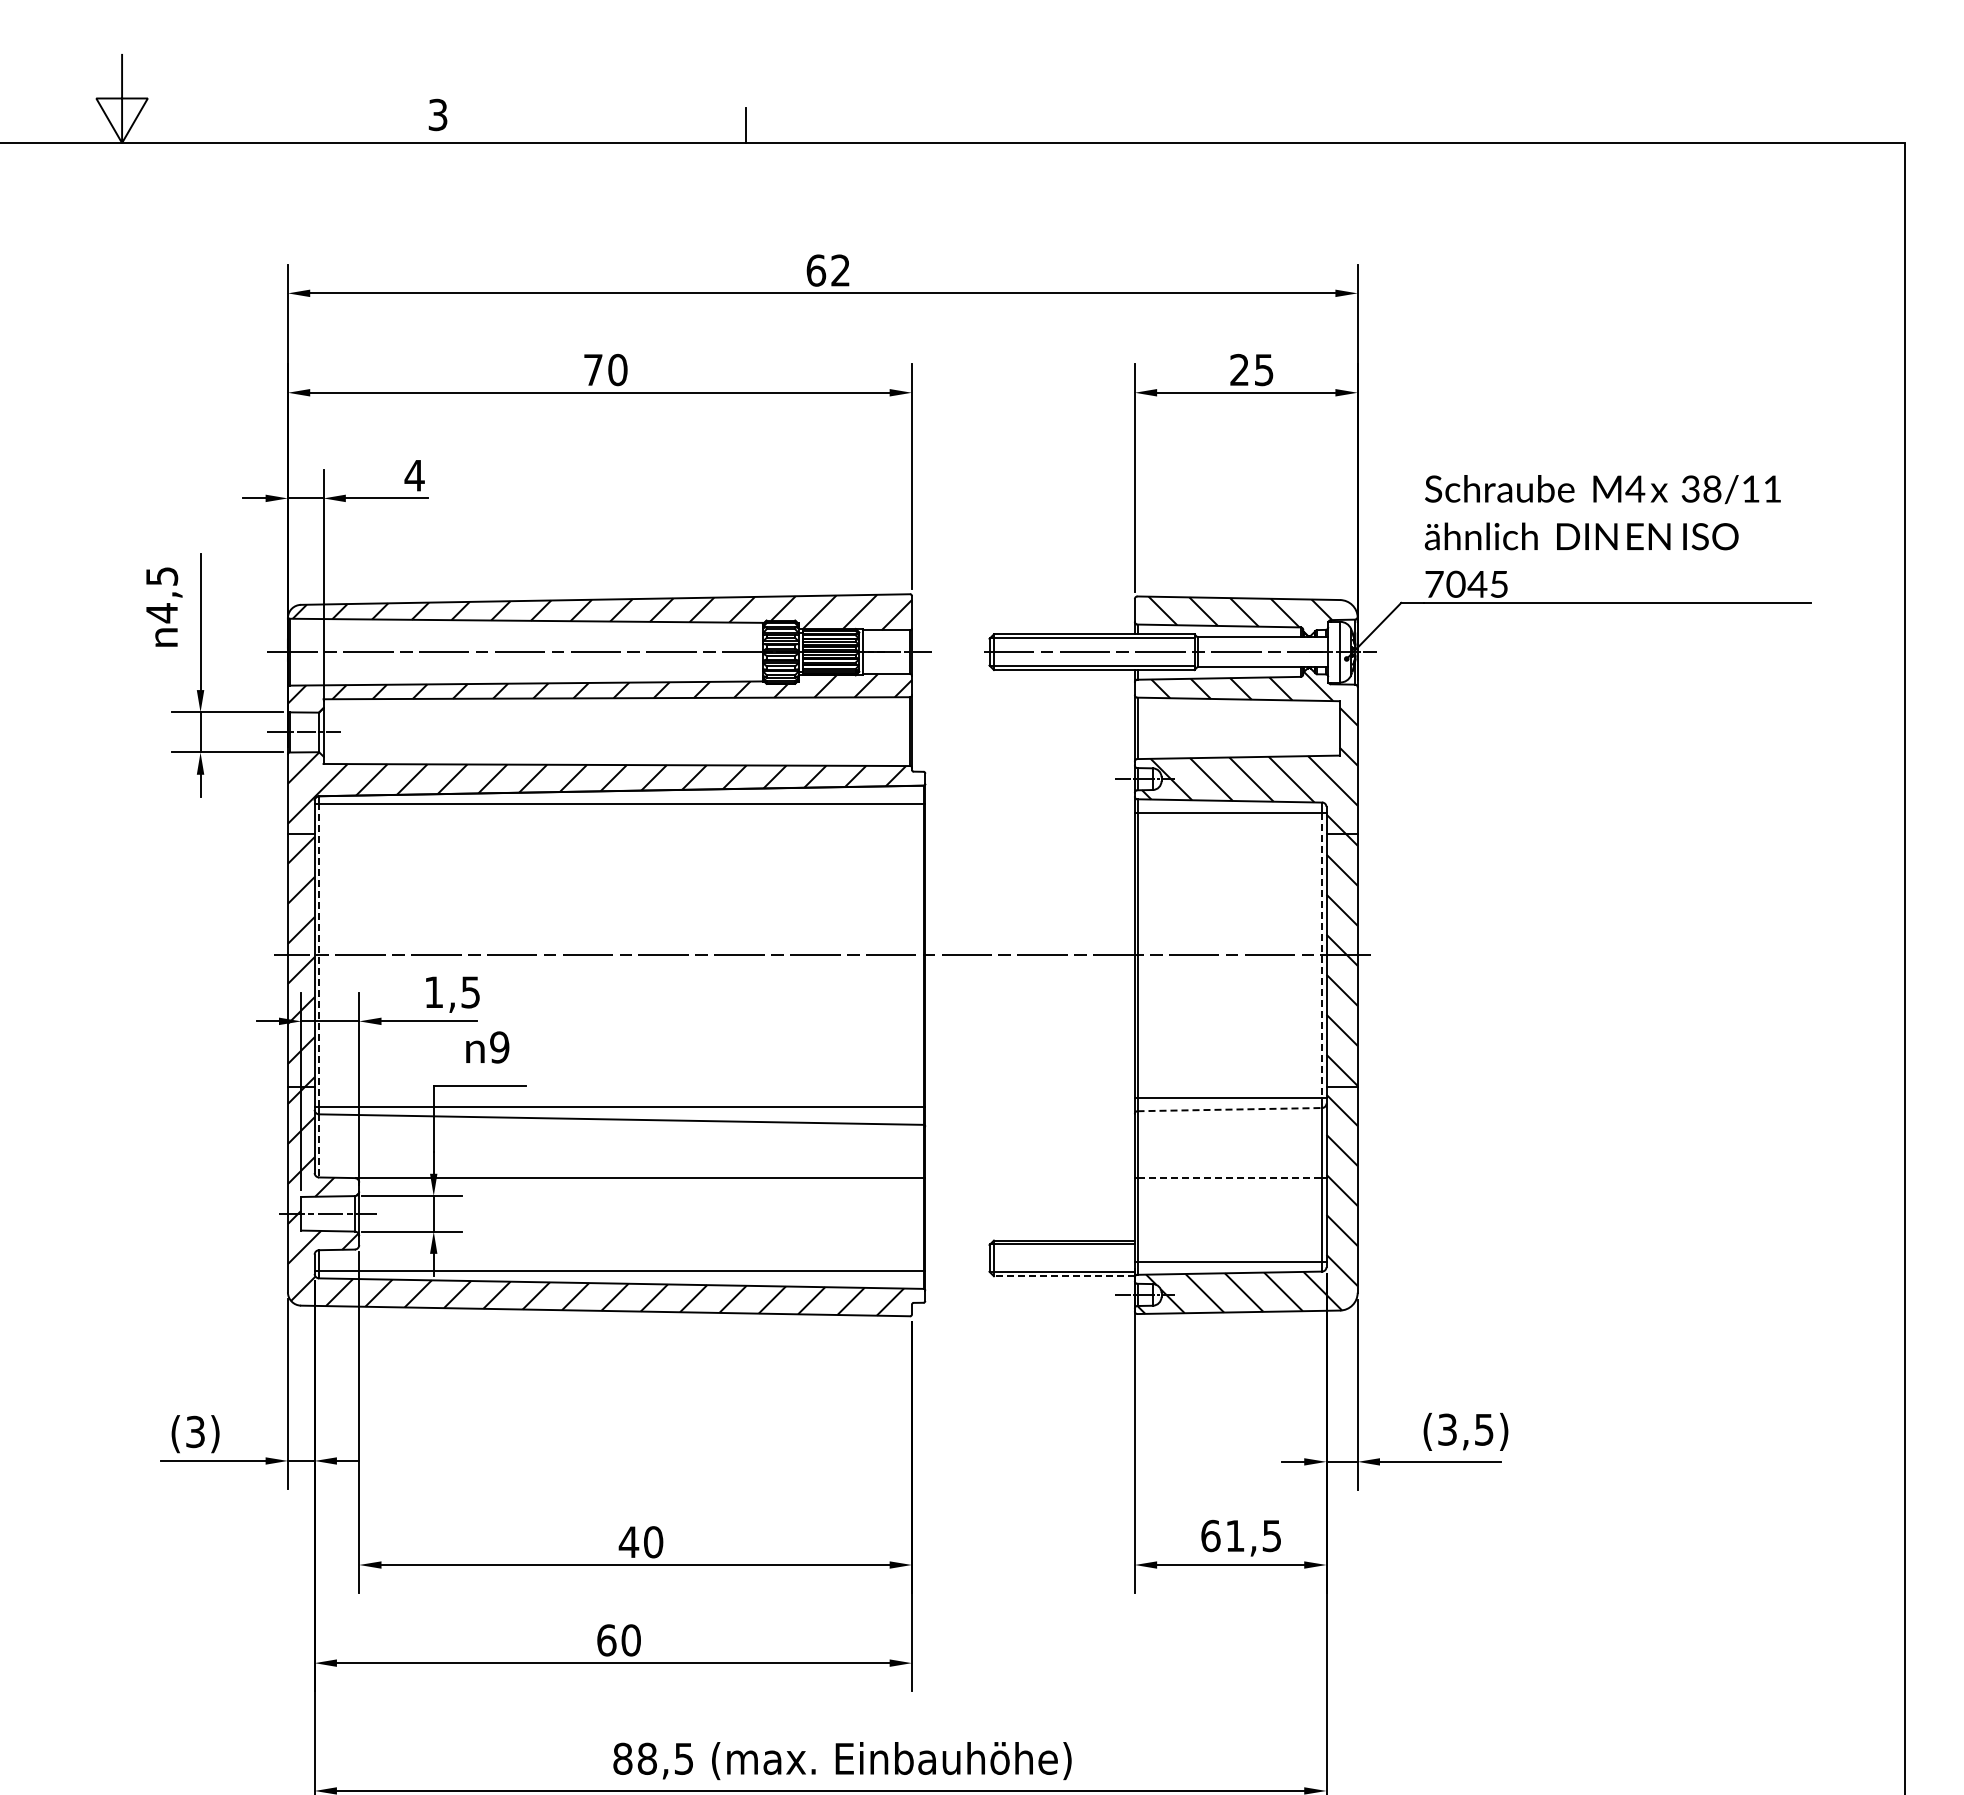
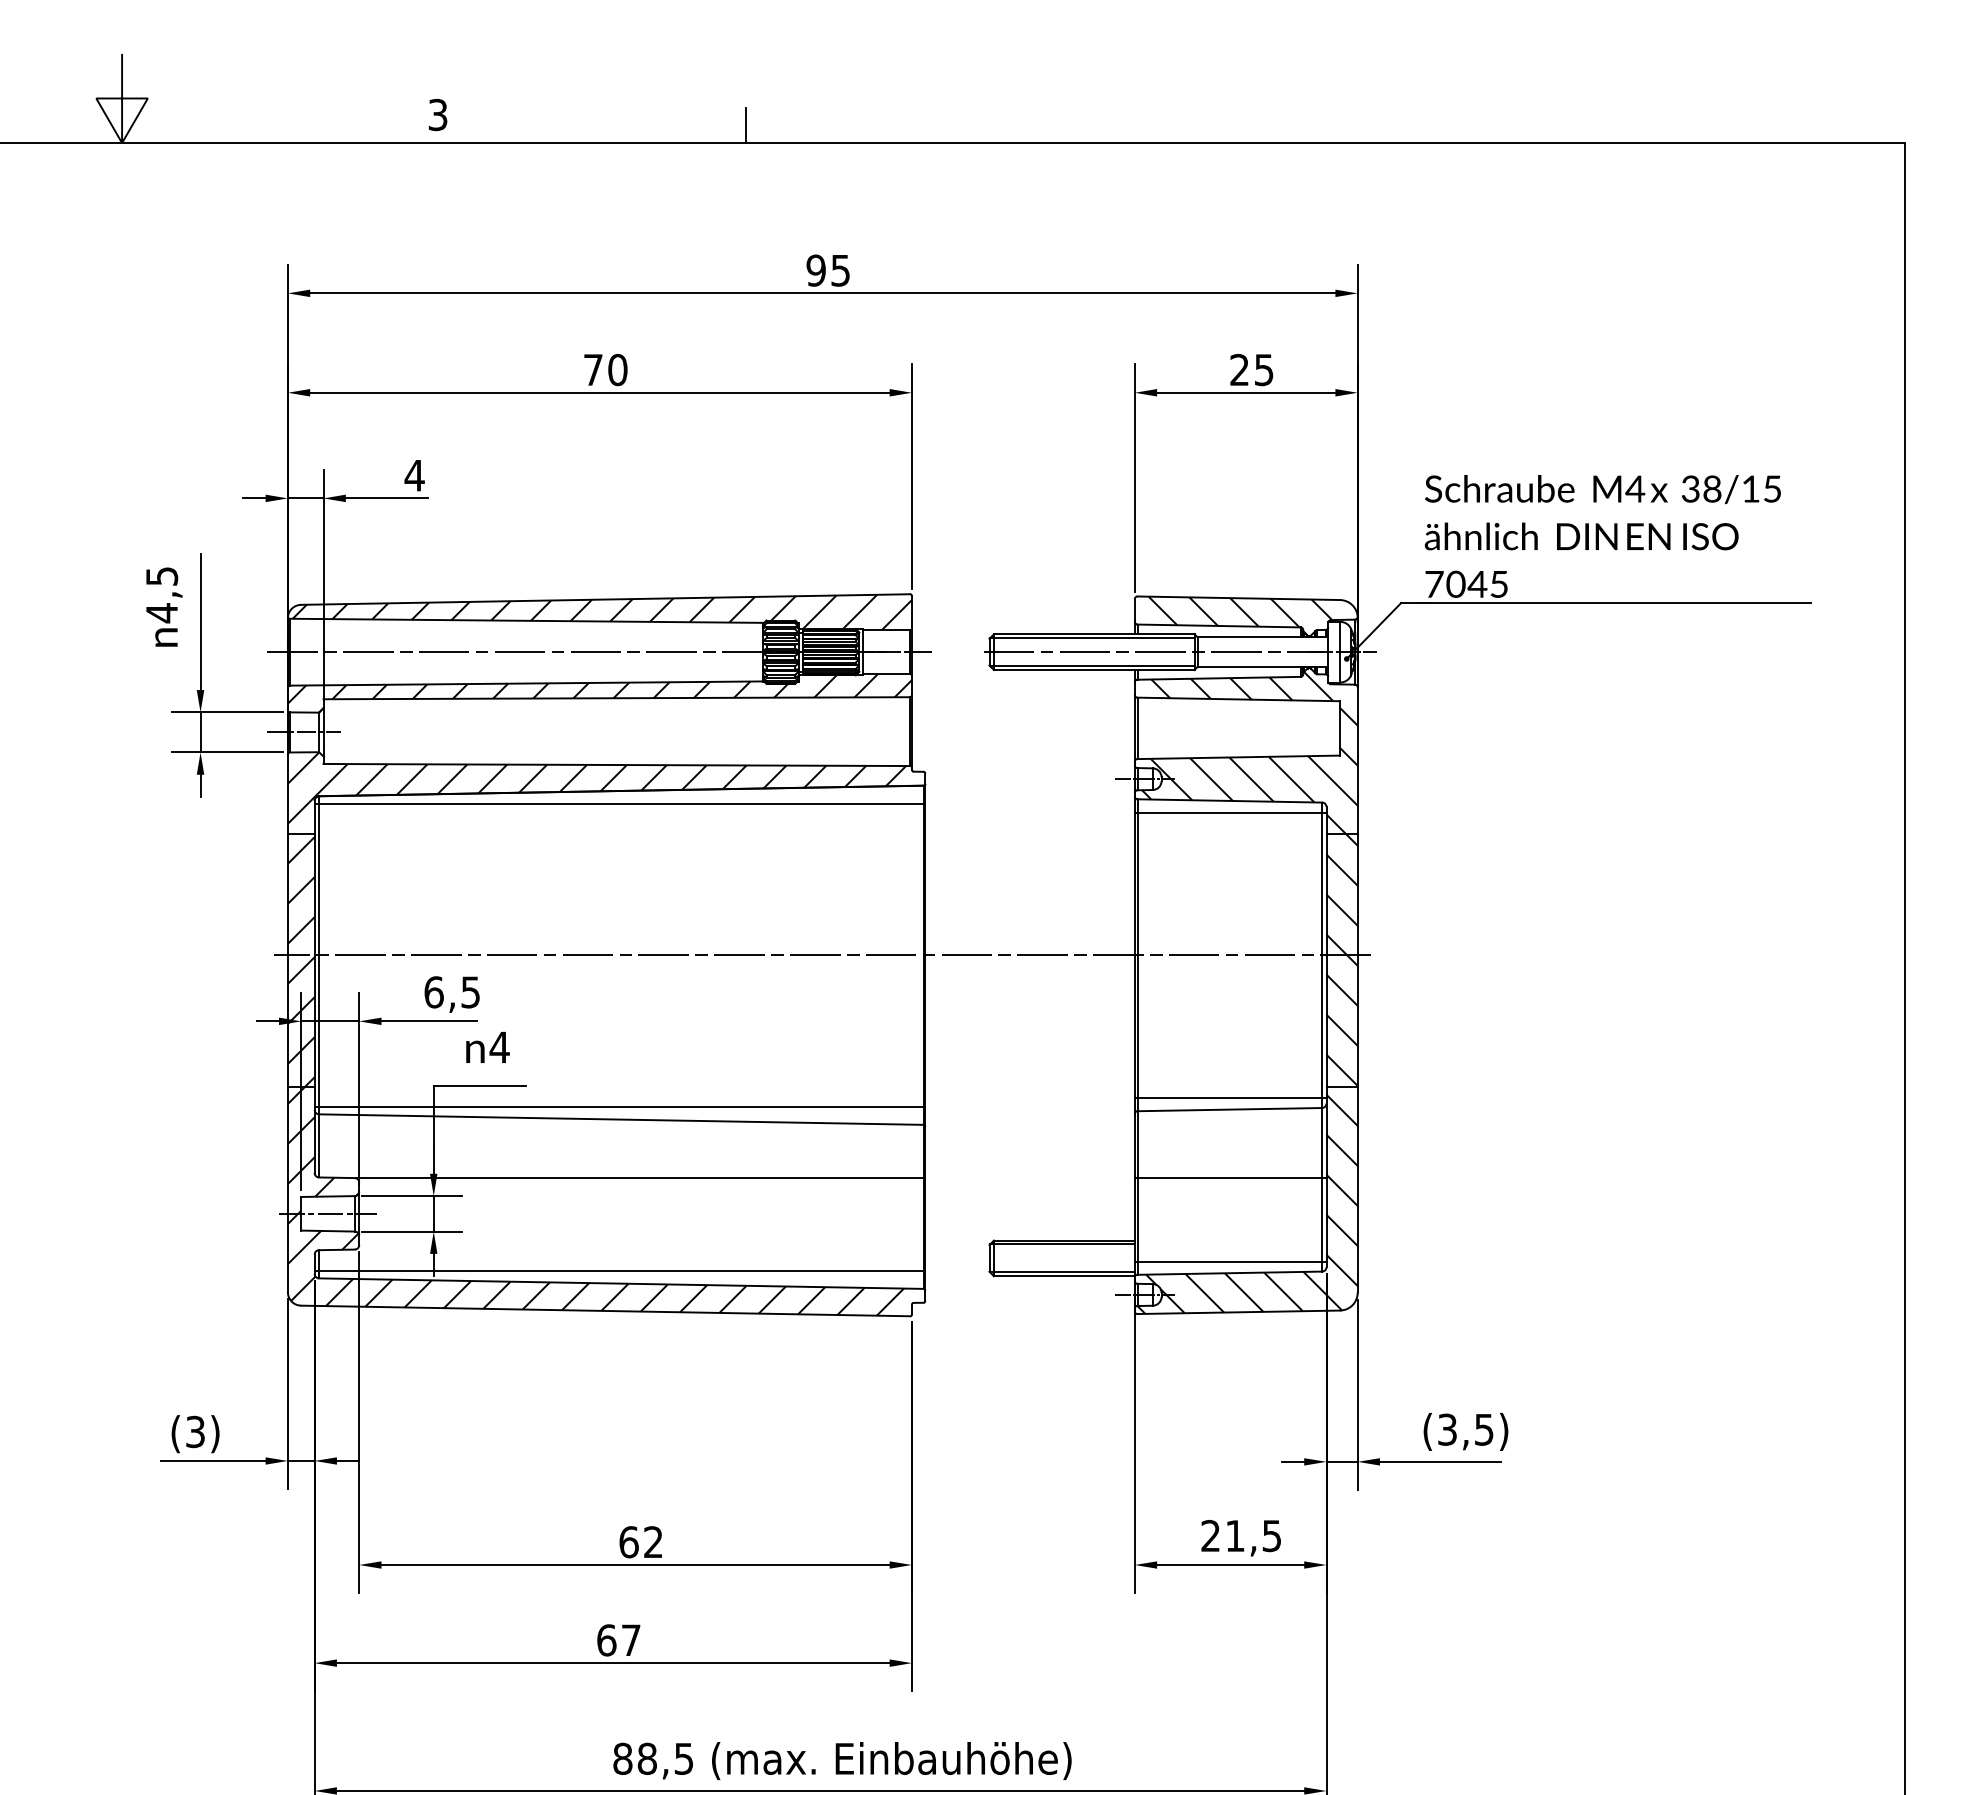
text: 62 -> 95 (827, 270)
text: 38/11 -> 38/15 (1772, 488)
line: dashed -> solid (319, 955)
line: dashed -> solid (1322, 955)
text: 1,5 -> 6,5 (433, 992)
text: 9 -> 4 (499, 1047)
line: dashed -> solid (1230, 1109)
line: dashed -> solid (319, 1145)
line: dashed -> solid (1230, 1178)
line: dashed -> solid (1063, 1276)
text: 61,5 -> 21,5 (1210, 1535)
text: 40 -> 62 (640, 1542)
text: 60 -> 67 (630, 1640)
